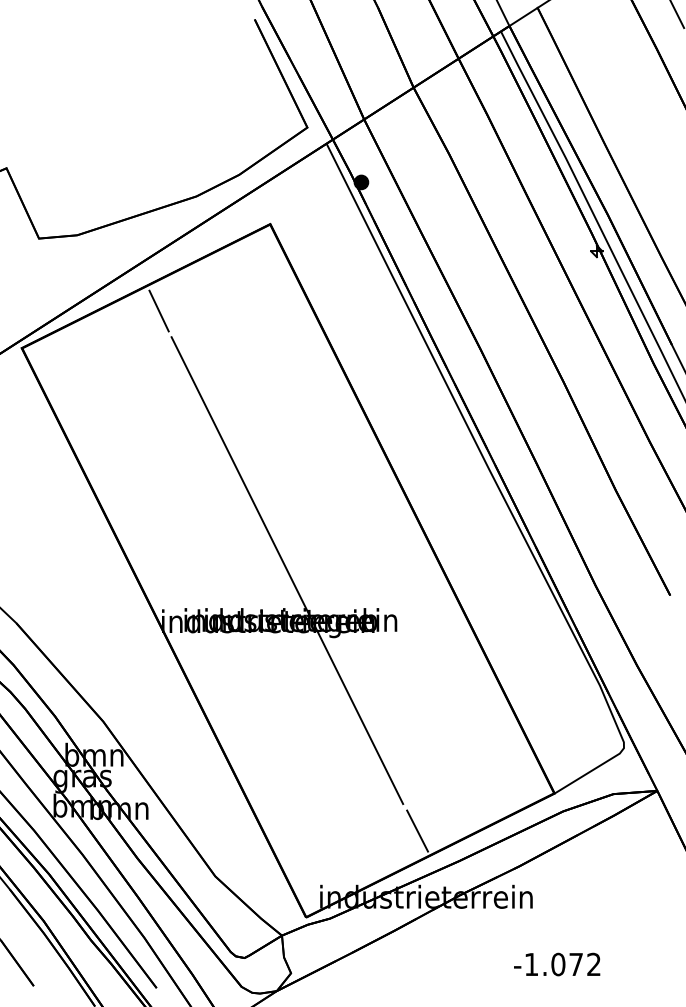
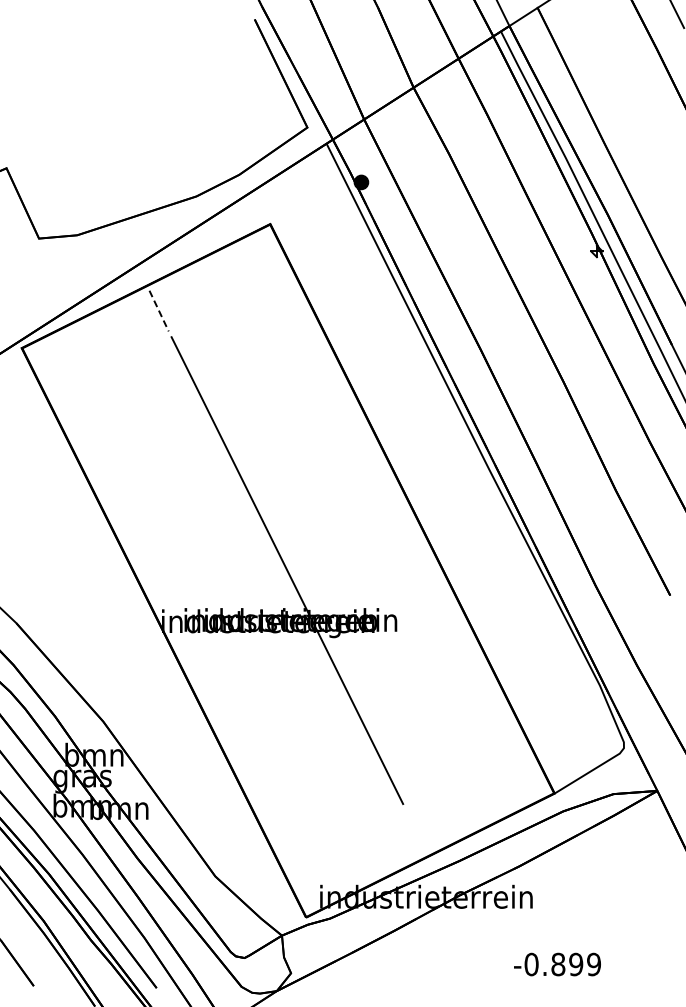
line: solid -> dashed (159, 311)
line: present -> none (417, 830)
text: -1.072 -> -0.899 (562, 964)
